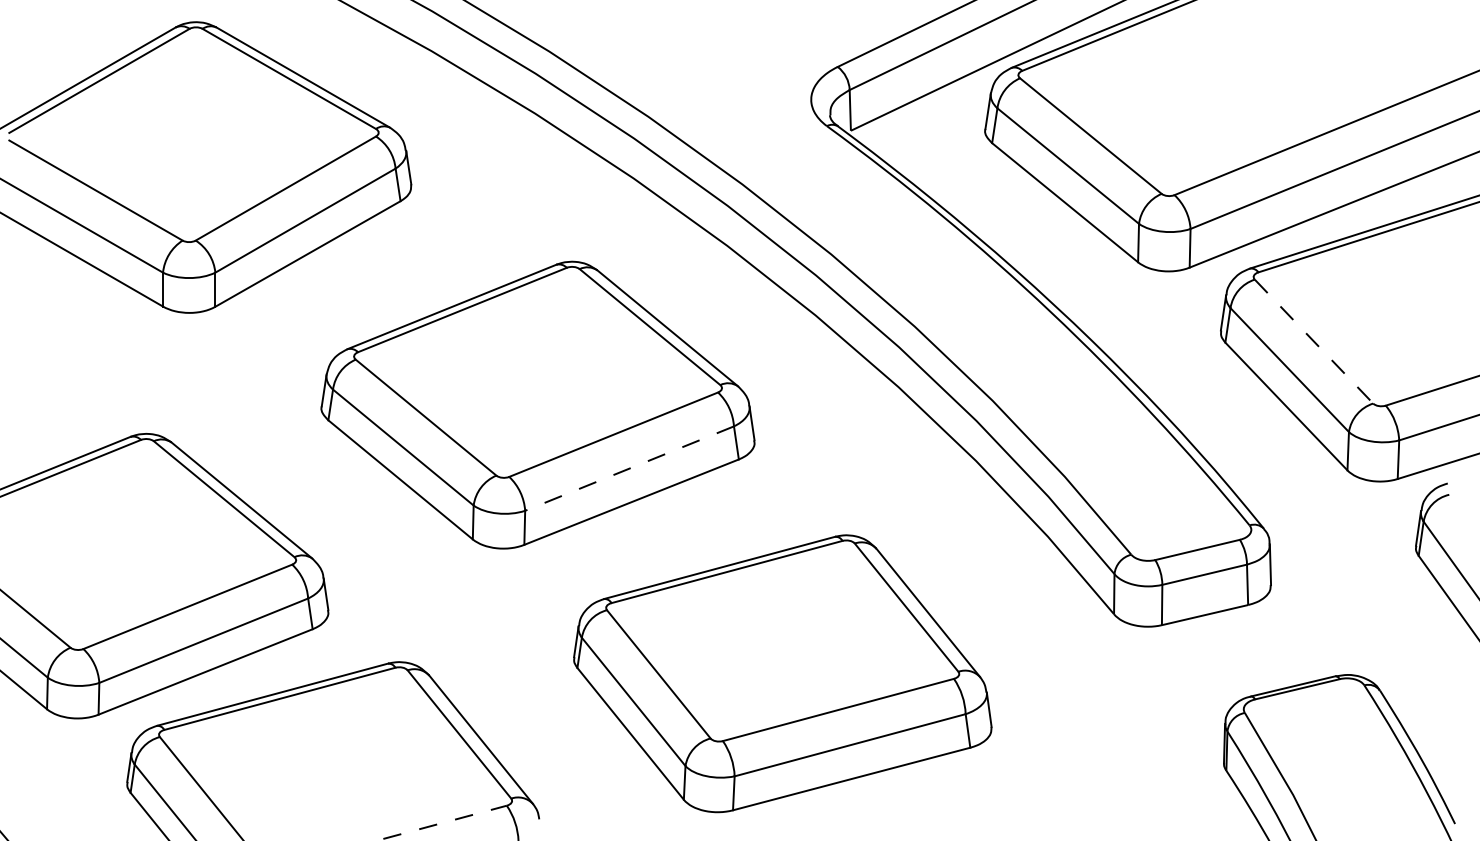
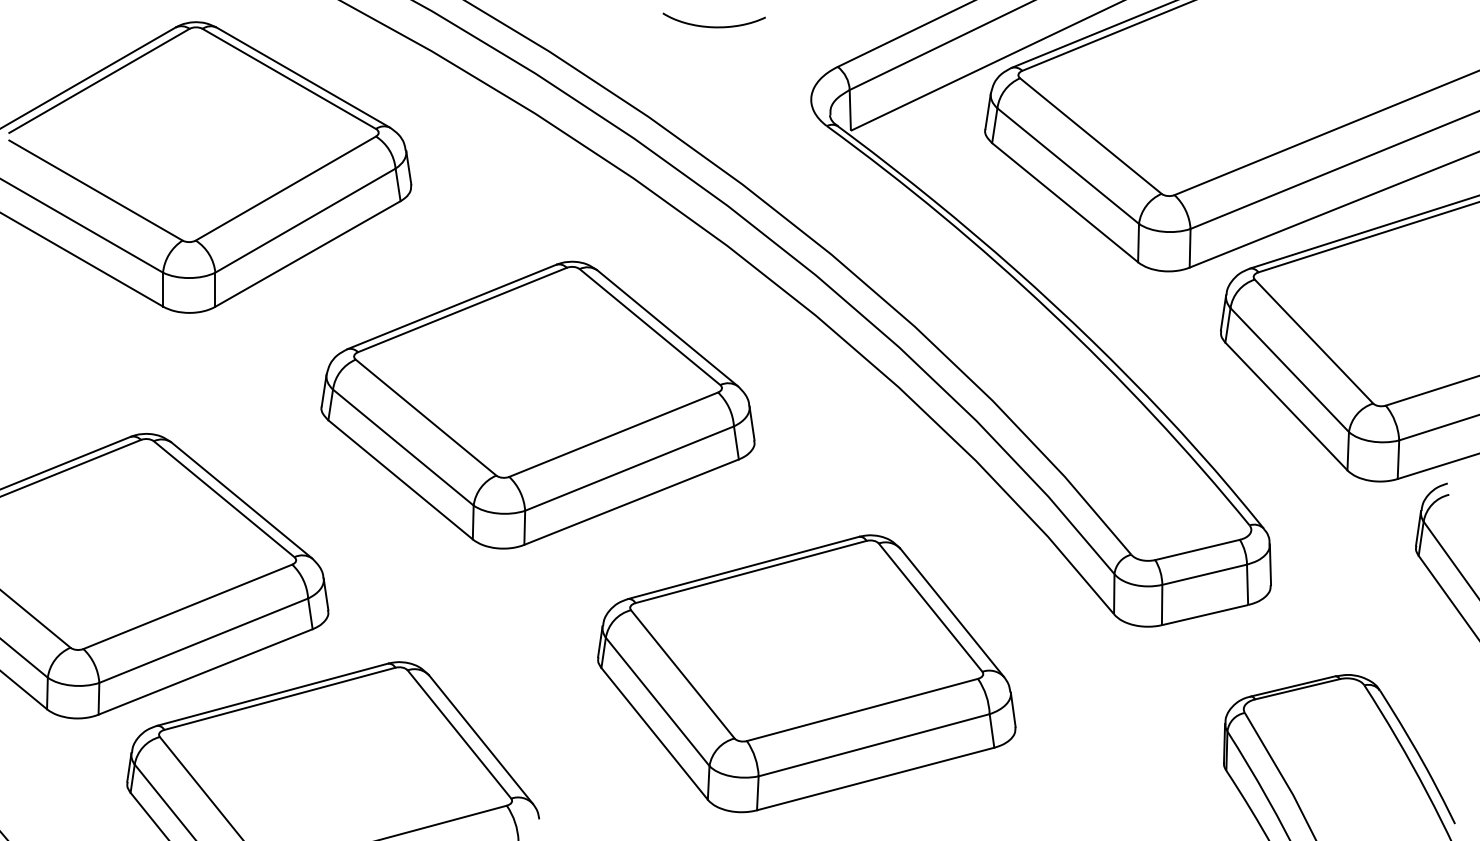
curve: none -> present (713, 26)
line: dashed -> solid (1314, 341)
line: dashed -> solid (629, 468)
part position: (782, 673) -> (806, 673) (806, 673)
line: dashed -> solid (441, 823)
